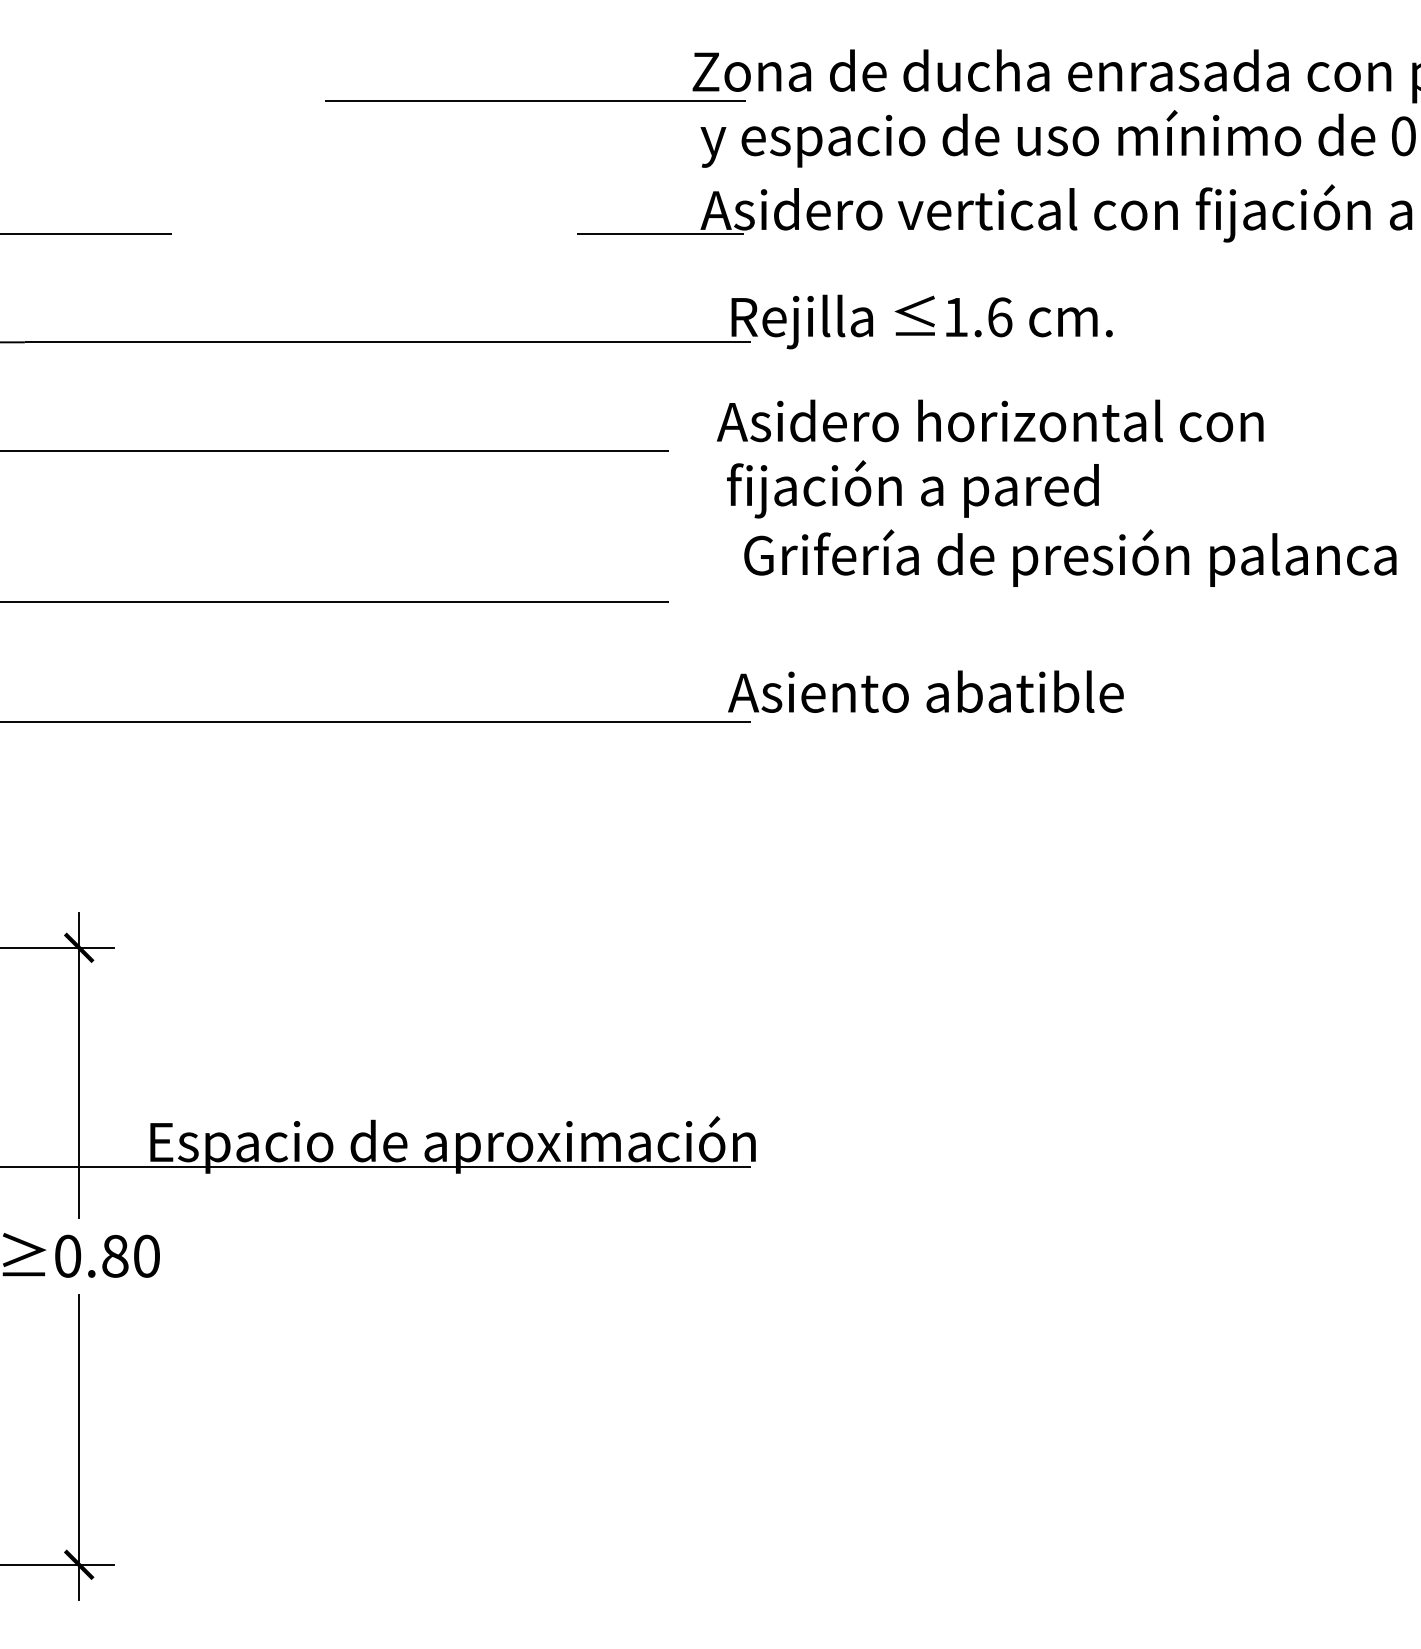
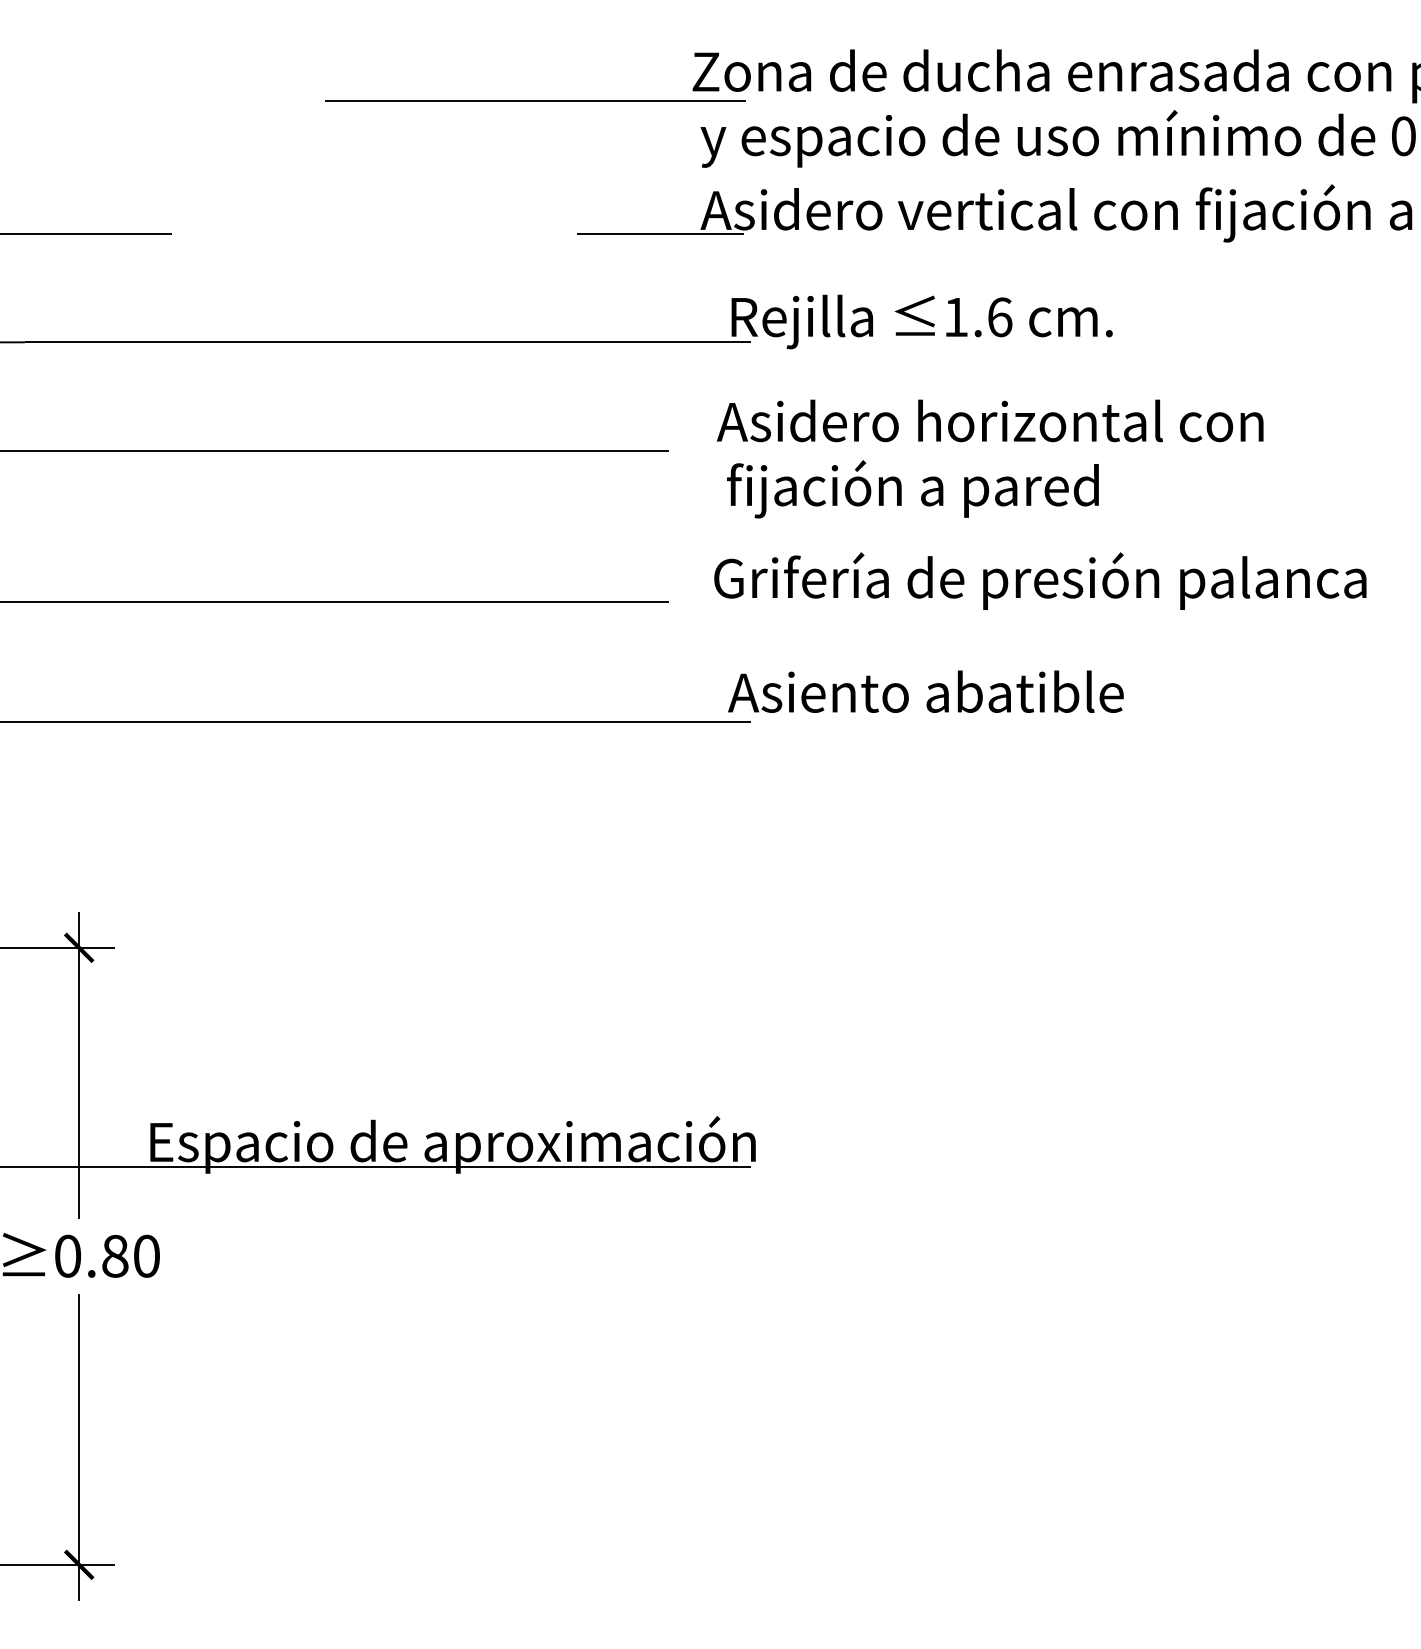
text position: (1070, 557) -> (1040, 580) (1040, 580)
